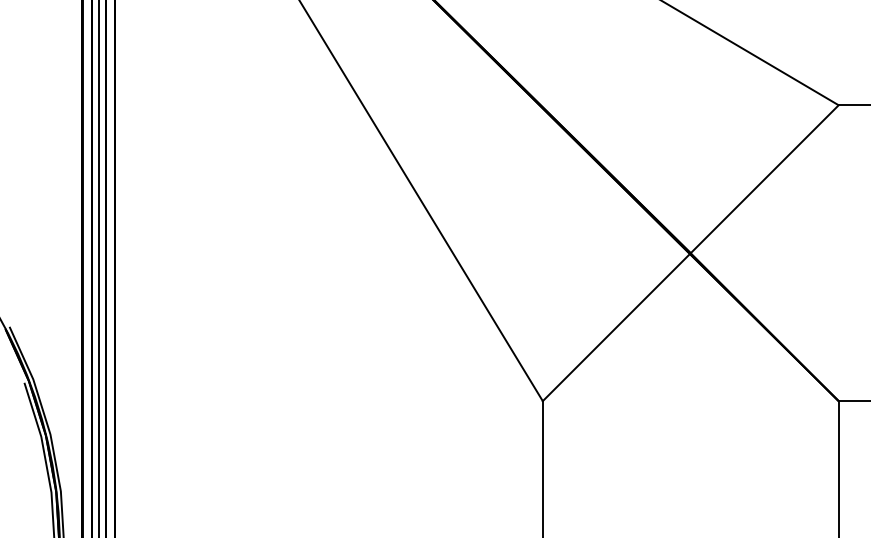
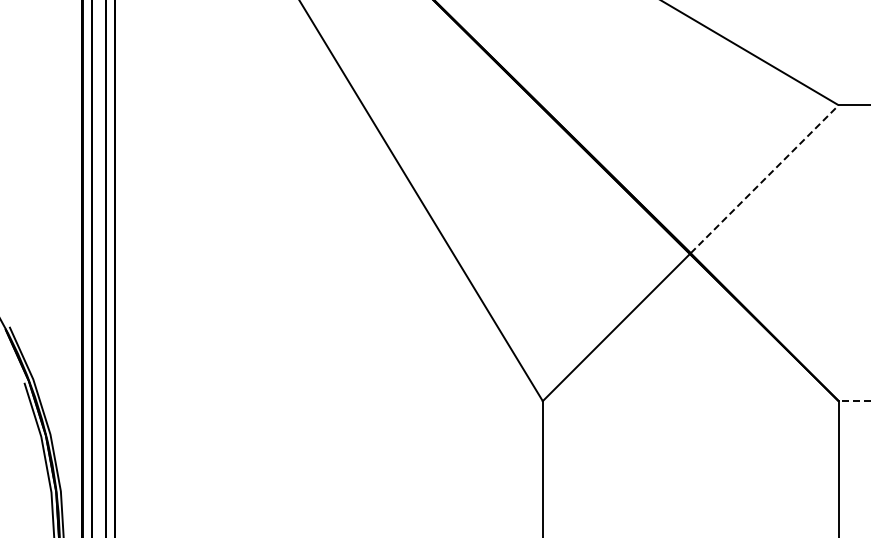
line: solid -> dashed (764, 179)
line: present -> none (99, 268)
line: solid -> dashed (854, 401)
